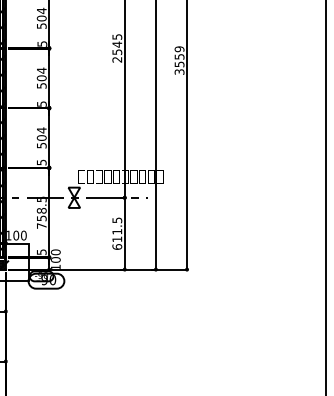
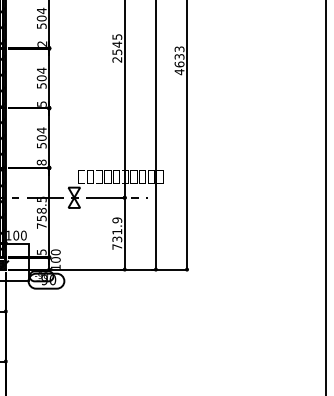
text: 5 -> 2 (42, 43)
text: 3559 -> 4633 (179, 60)
text: 5 -> 8 (41, 162)
text: 611.5 -> 731.9 (117, 233)
